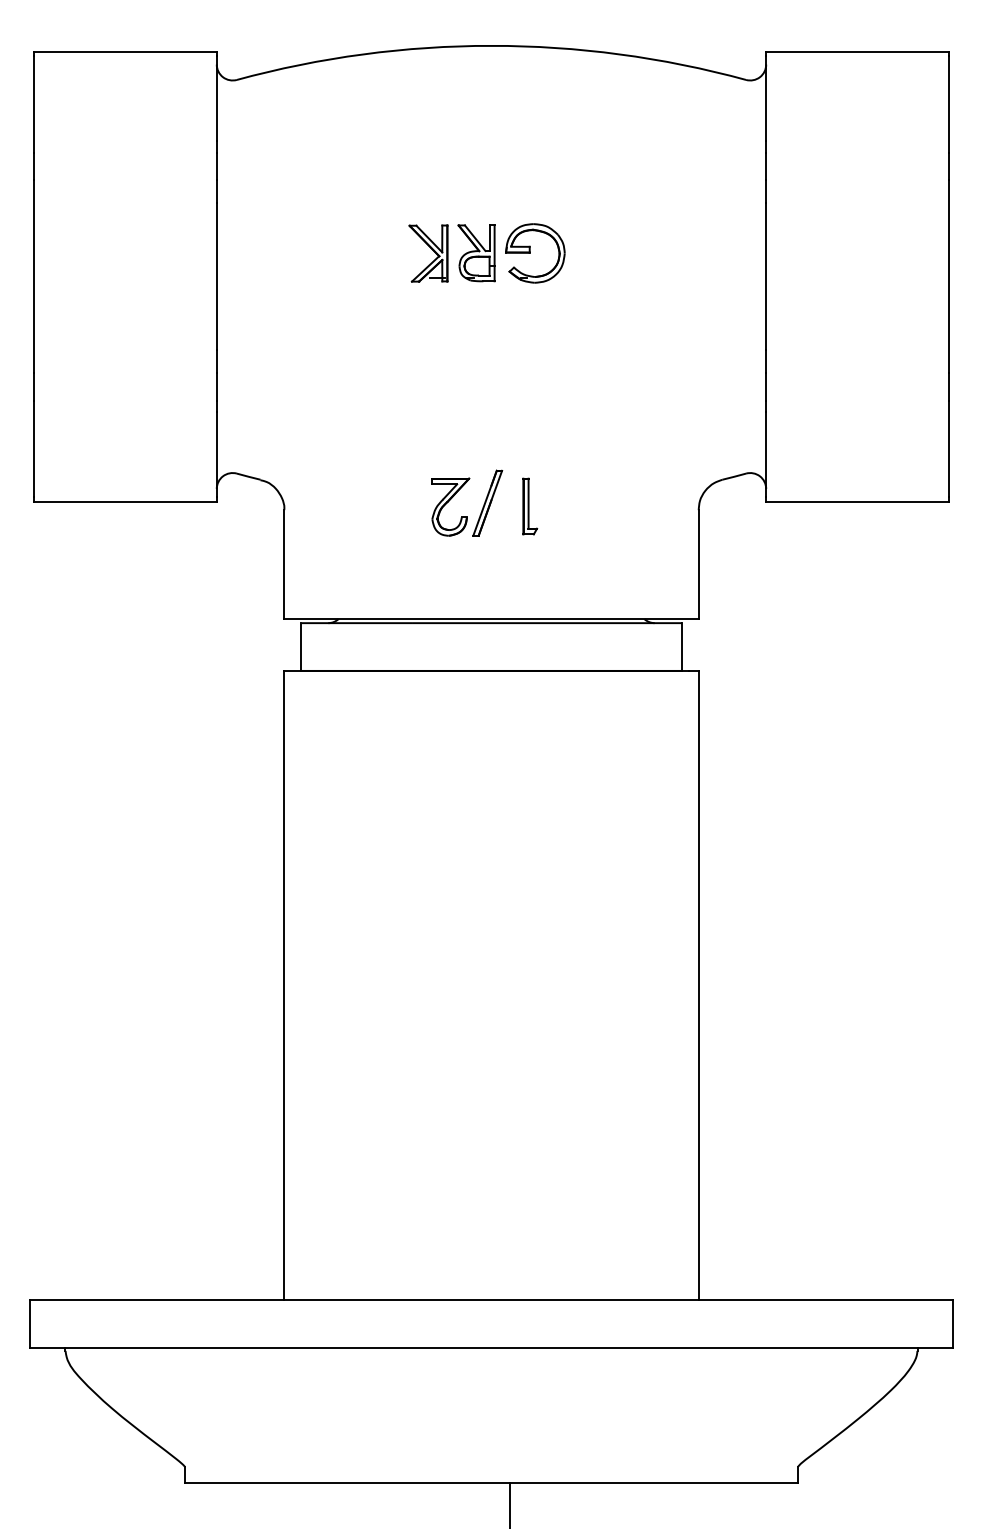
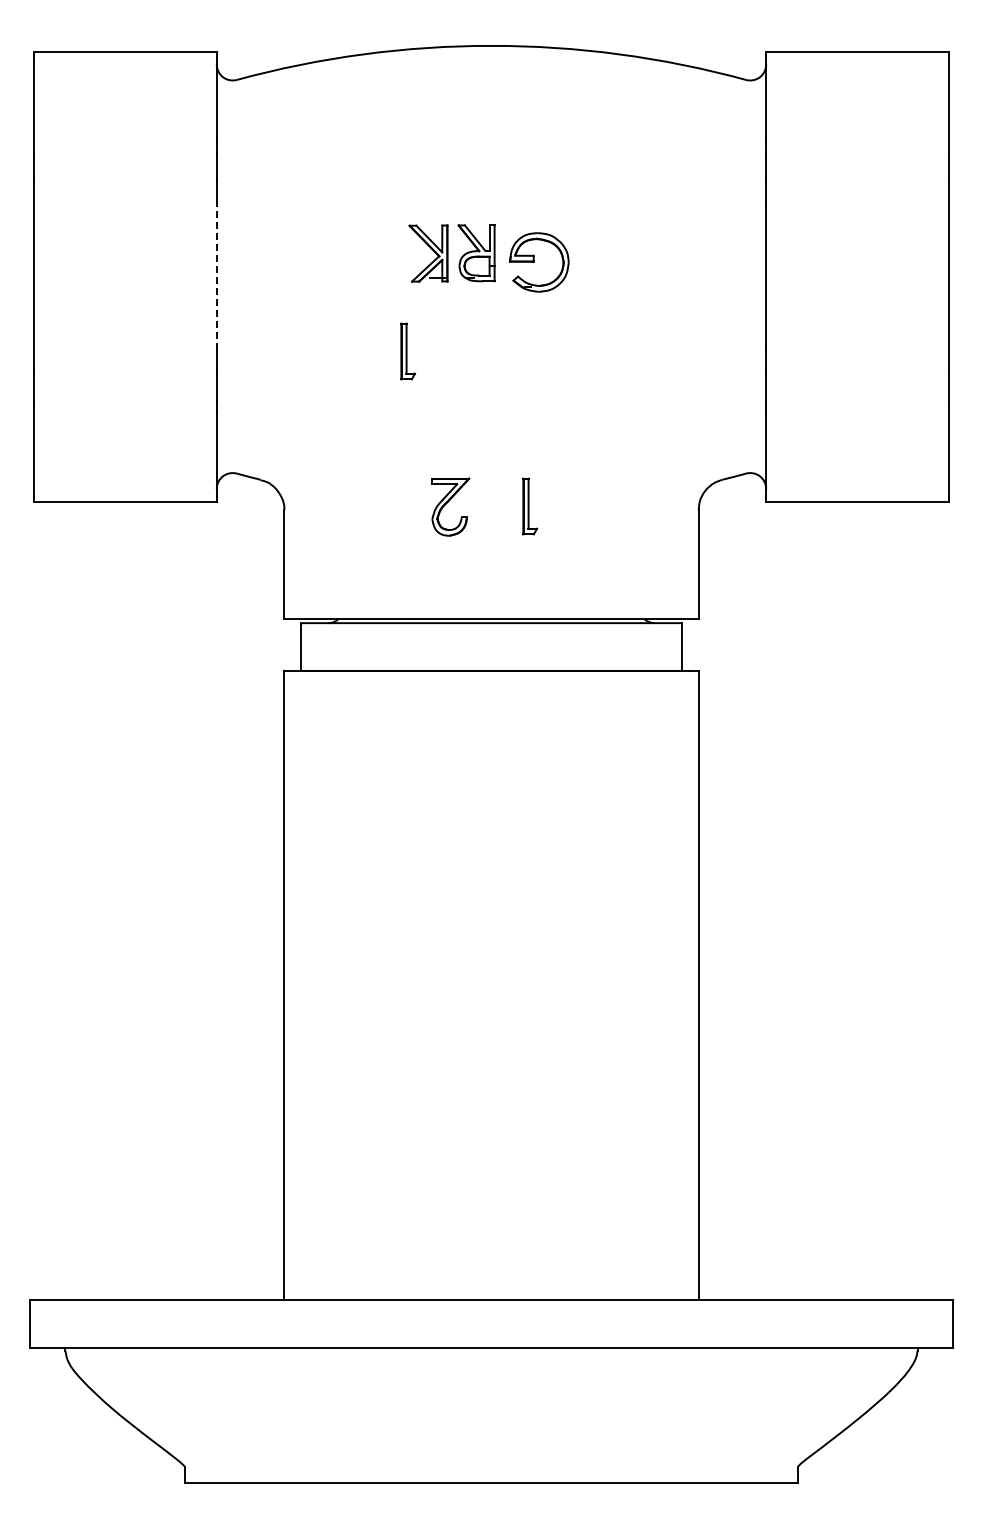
part position: (535, 253) -> (539, 262) (539, 262)
line: solid -> dashed (216, 276)
part: none -> present (408, 351)
part: present -> none (487, 502)
line: present -> none (510, 1504)
